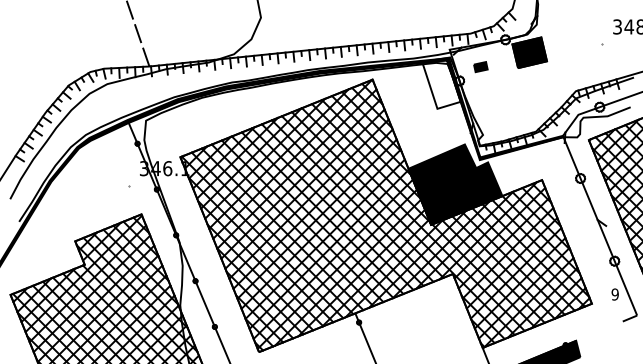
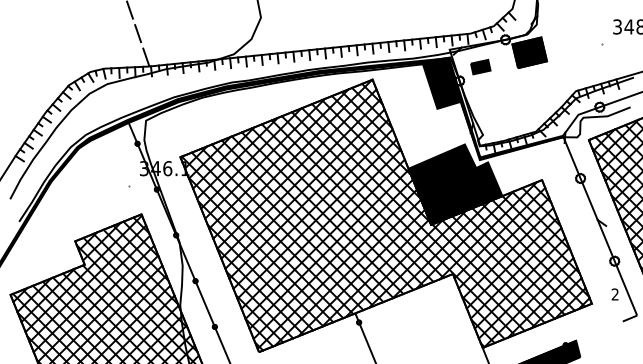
part size: 16x13 px -> 22x18 px (480, 66)
fill: none -> present (441, 84)
text: 9 -> 2 (614, 294)
